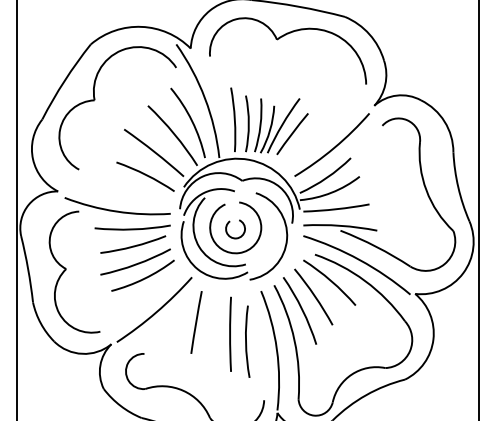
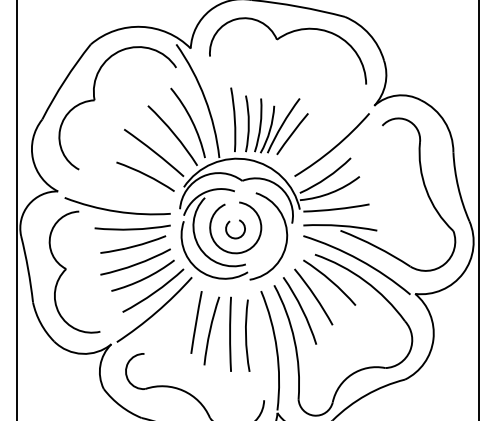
arc: none -> present (154, 291)
arc: none -> present (211, 330)
arc position: (246, 341) -> (246, 335) (246, 335)
